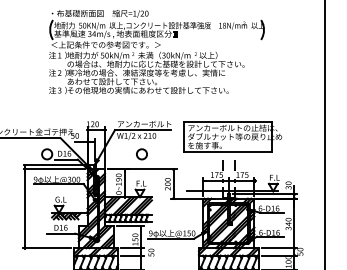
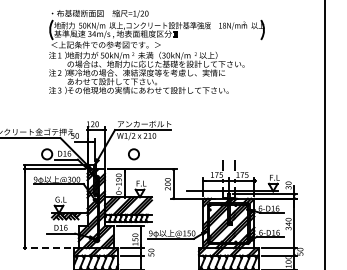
part: present -> none (232, 136)
circle position: (141, 154) -> (133, 154) (133, 154)
line: solid -> dashed (46, 248)
